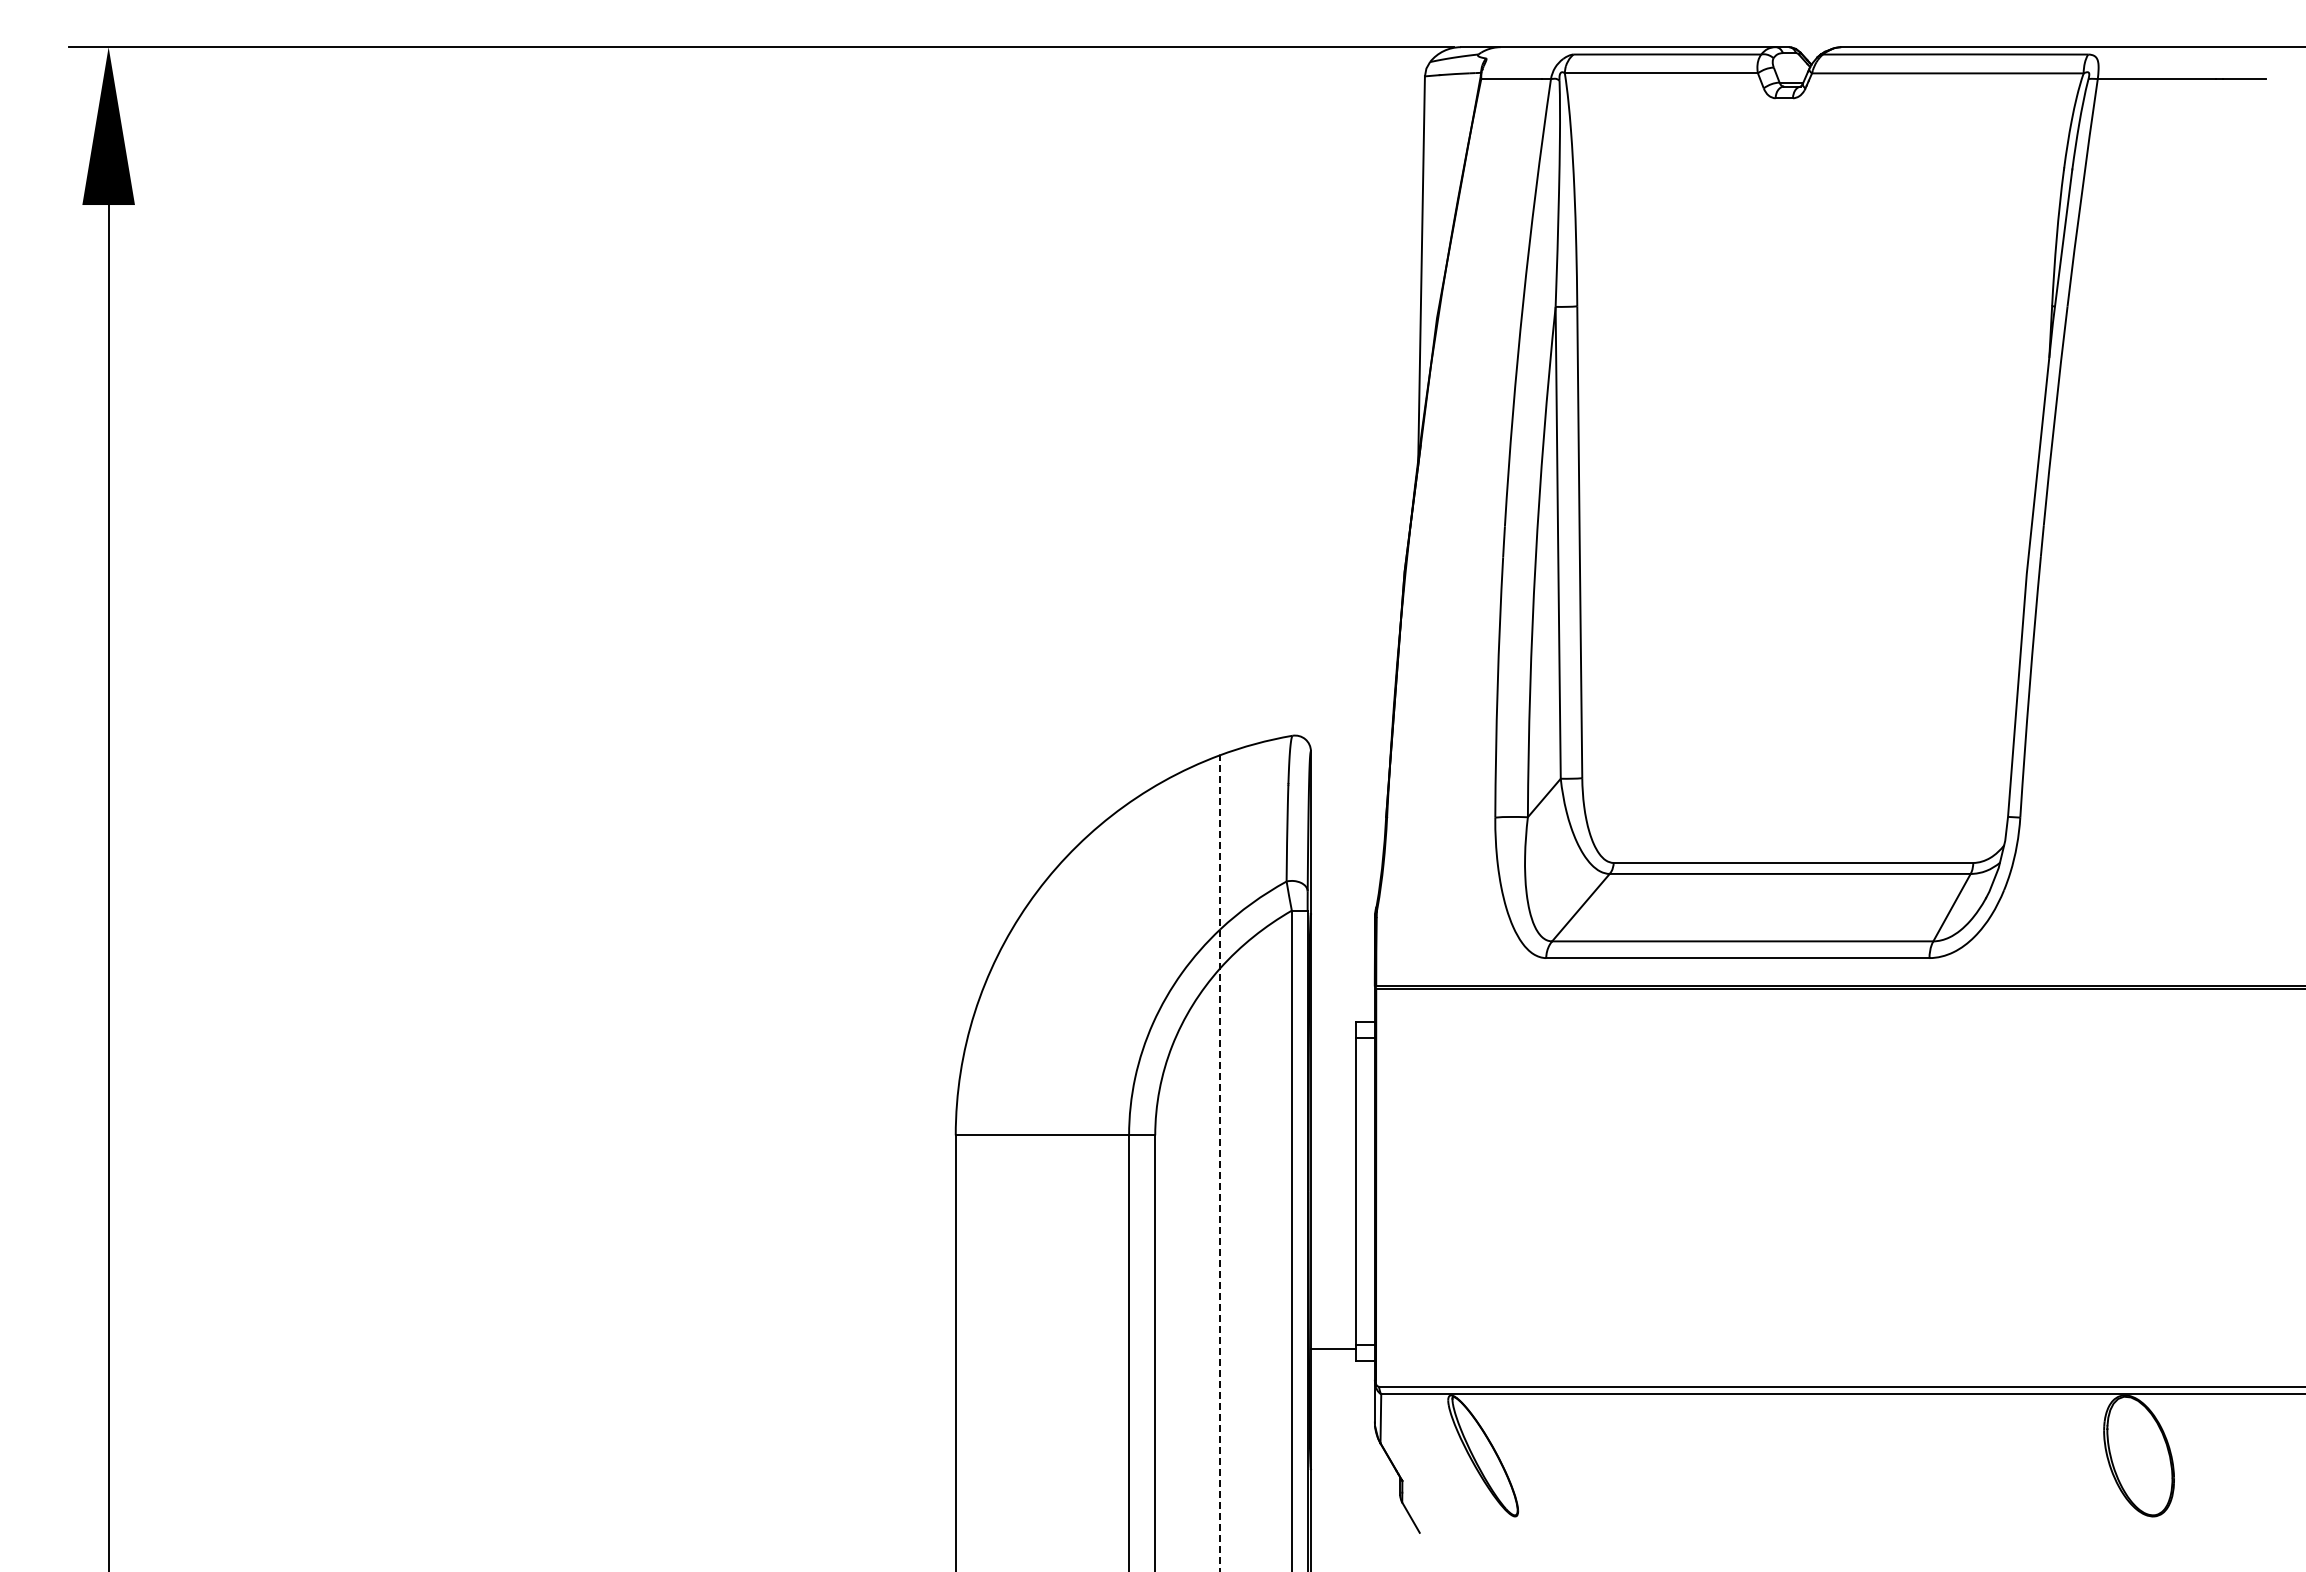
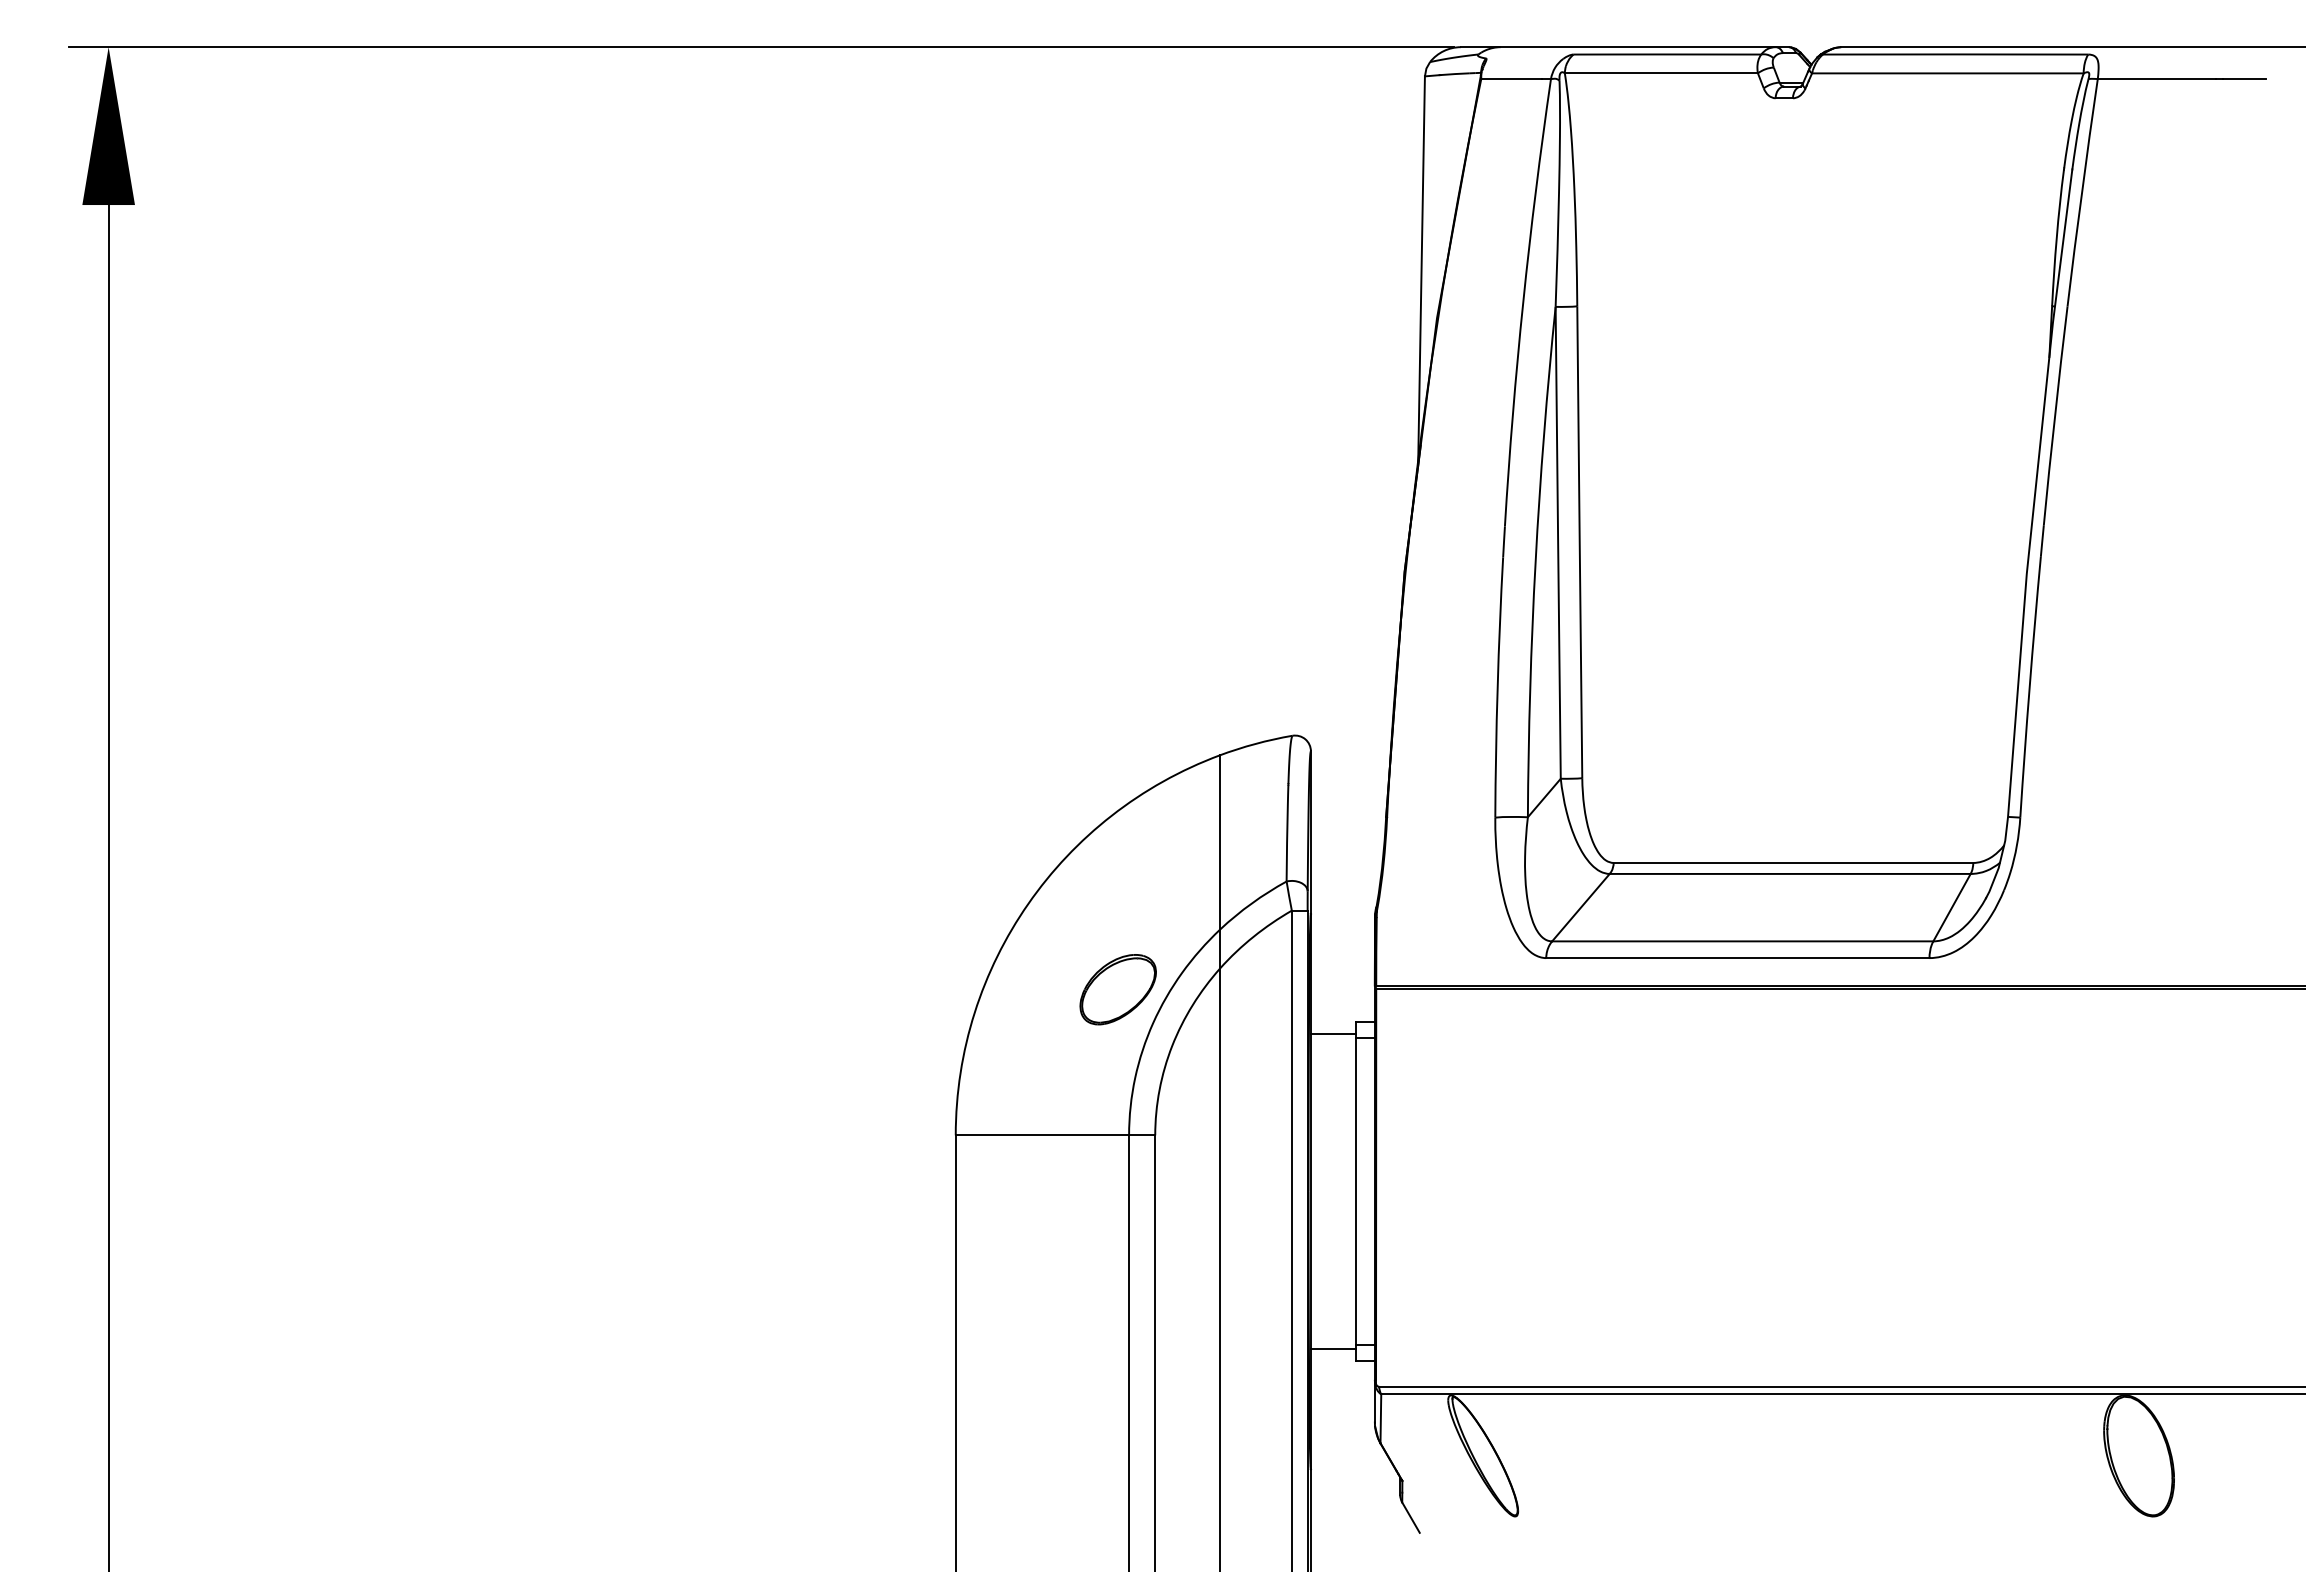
part: none -> present (1117, 989)
line: none -> present (1332, 1034)
line: dashed -> solid (1220, 1163)
